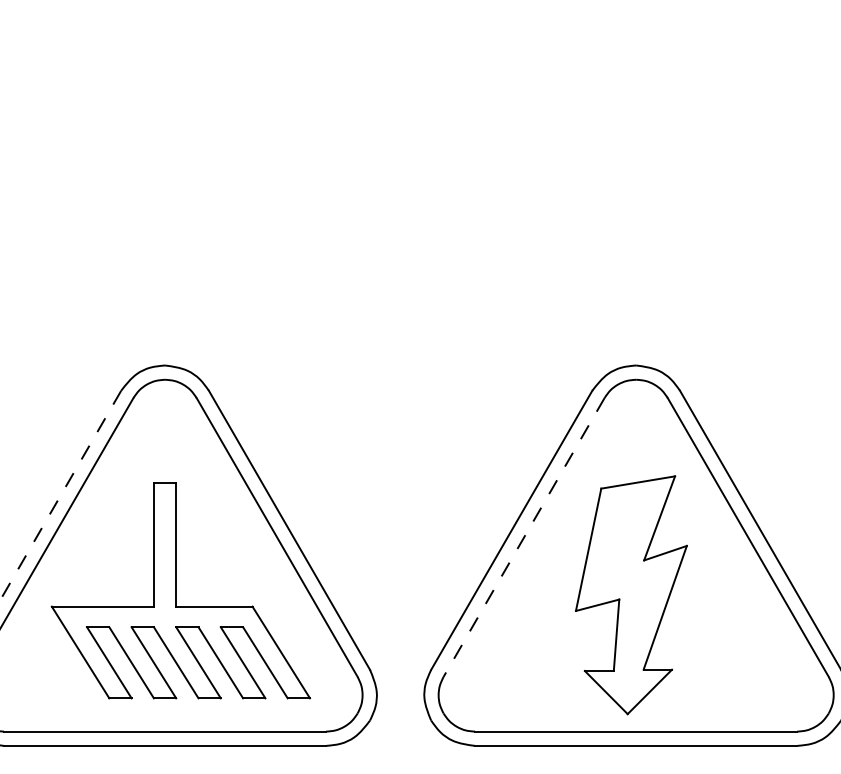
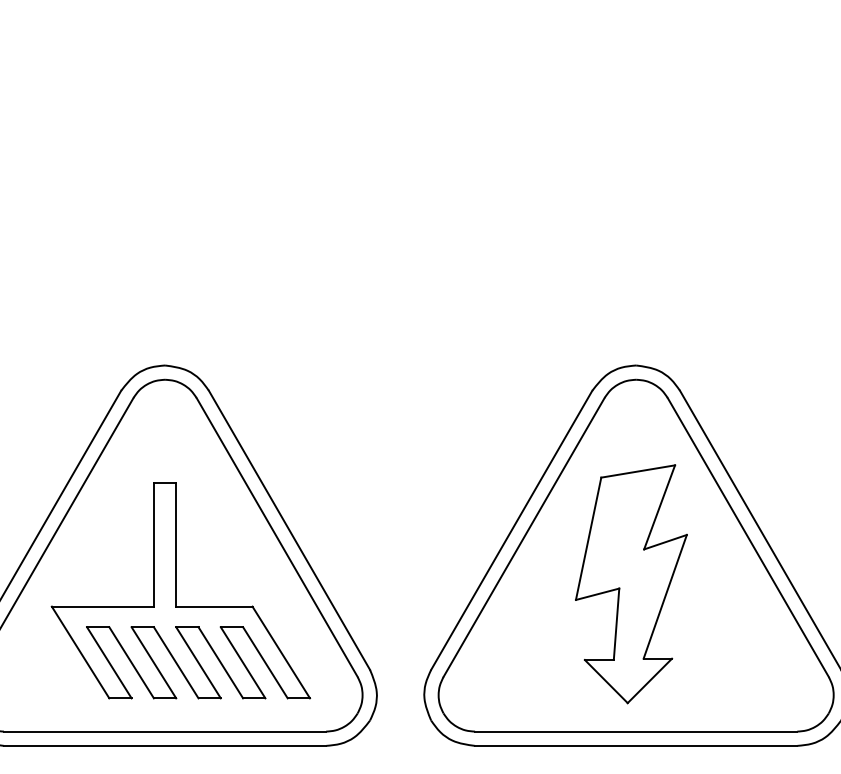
line: dashed -> solid (60, 495)
line: dashed -> solid (523, 537)
part position: (631, 595) -> (631, 584) (631, 584)
